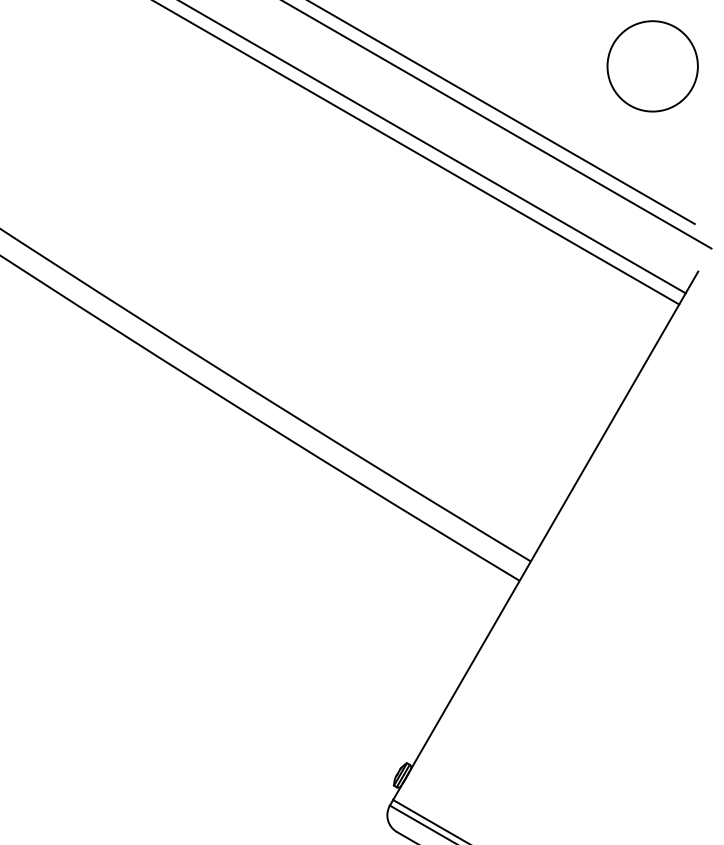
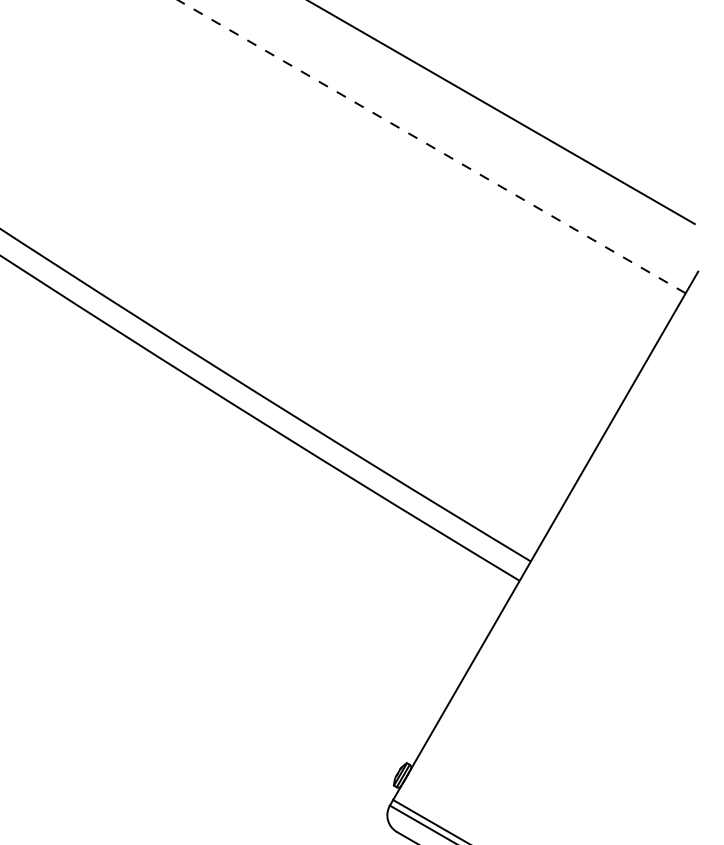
circle: present -> none (652, 66)
line: present -> none (498, 125)
line: solid -> dashed (431, 146)
line: present -> none (417, 153)
